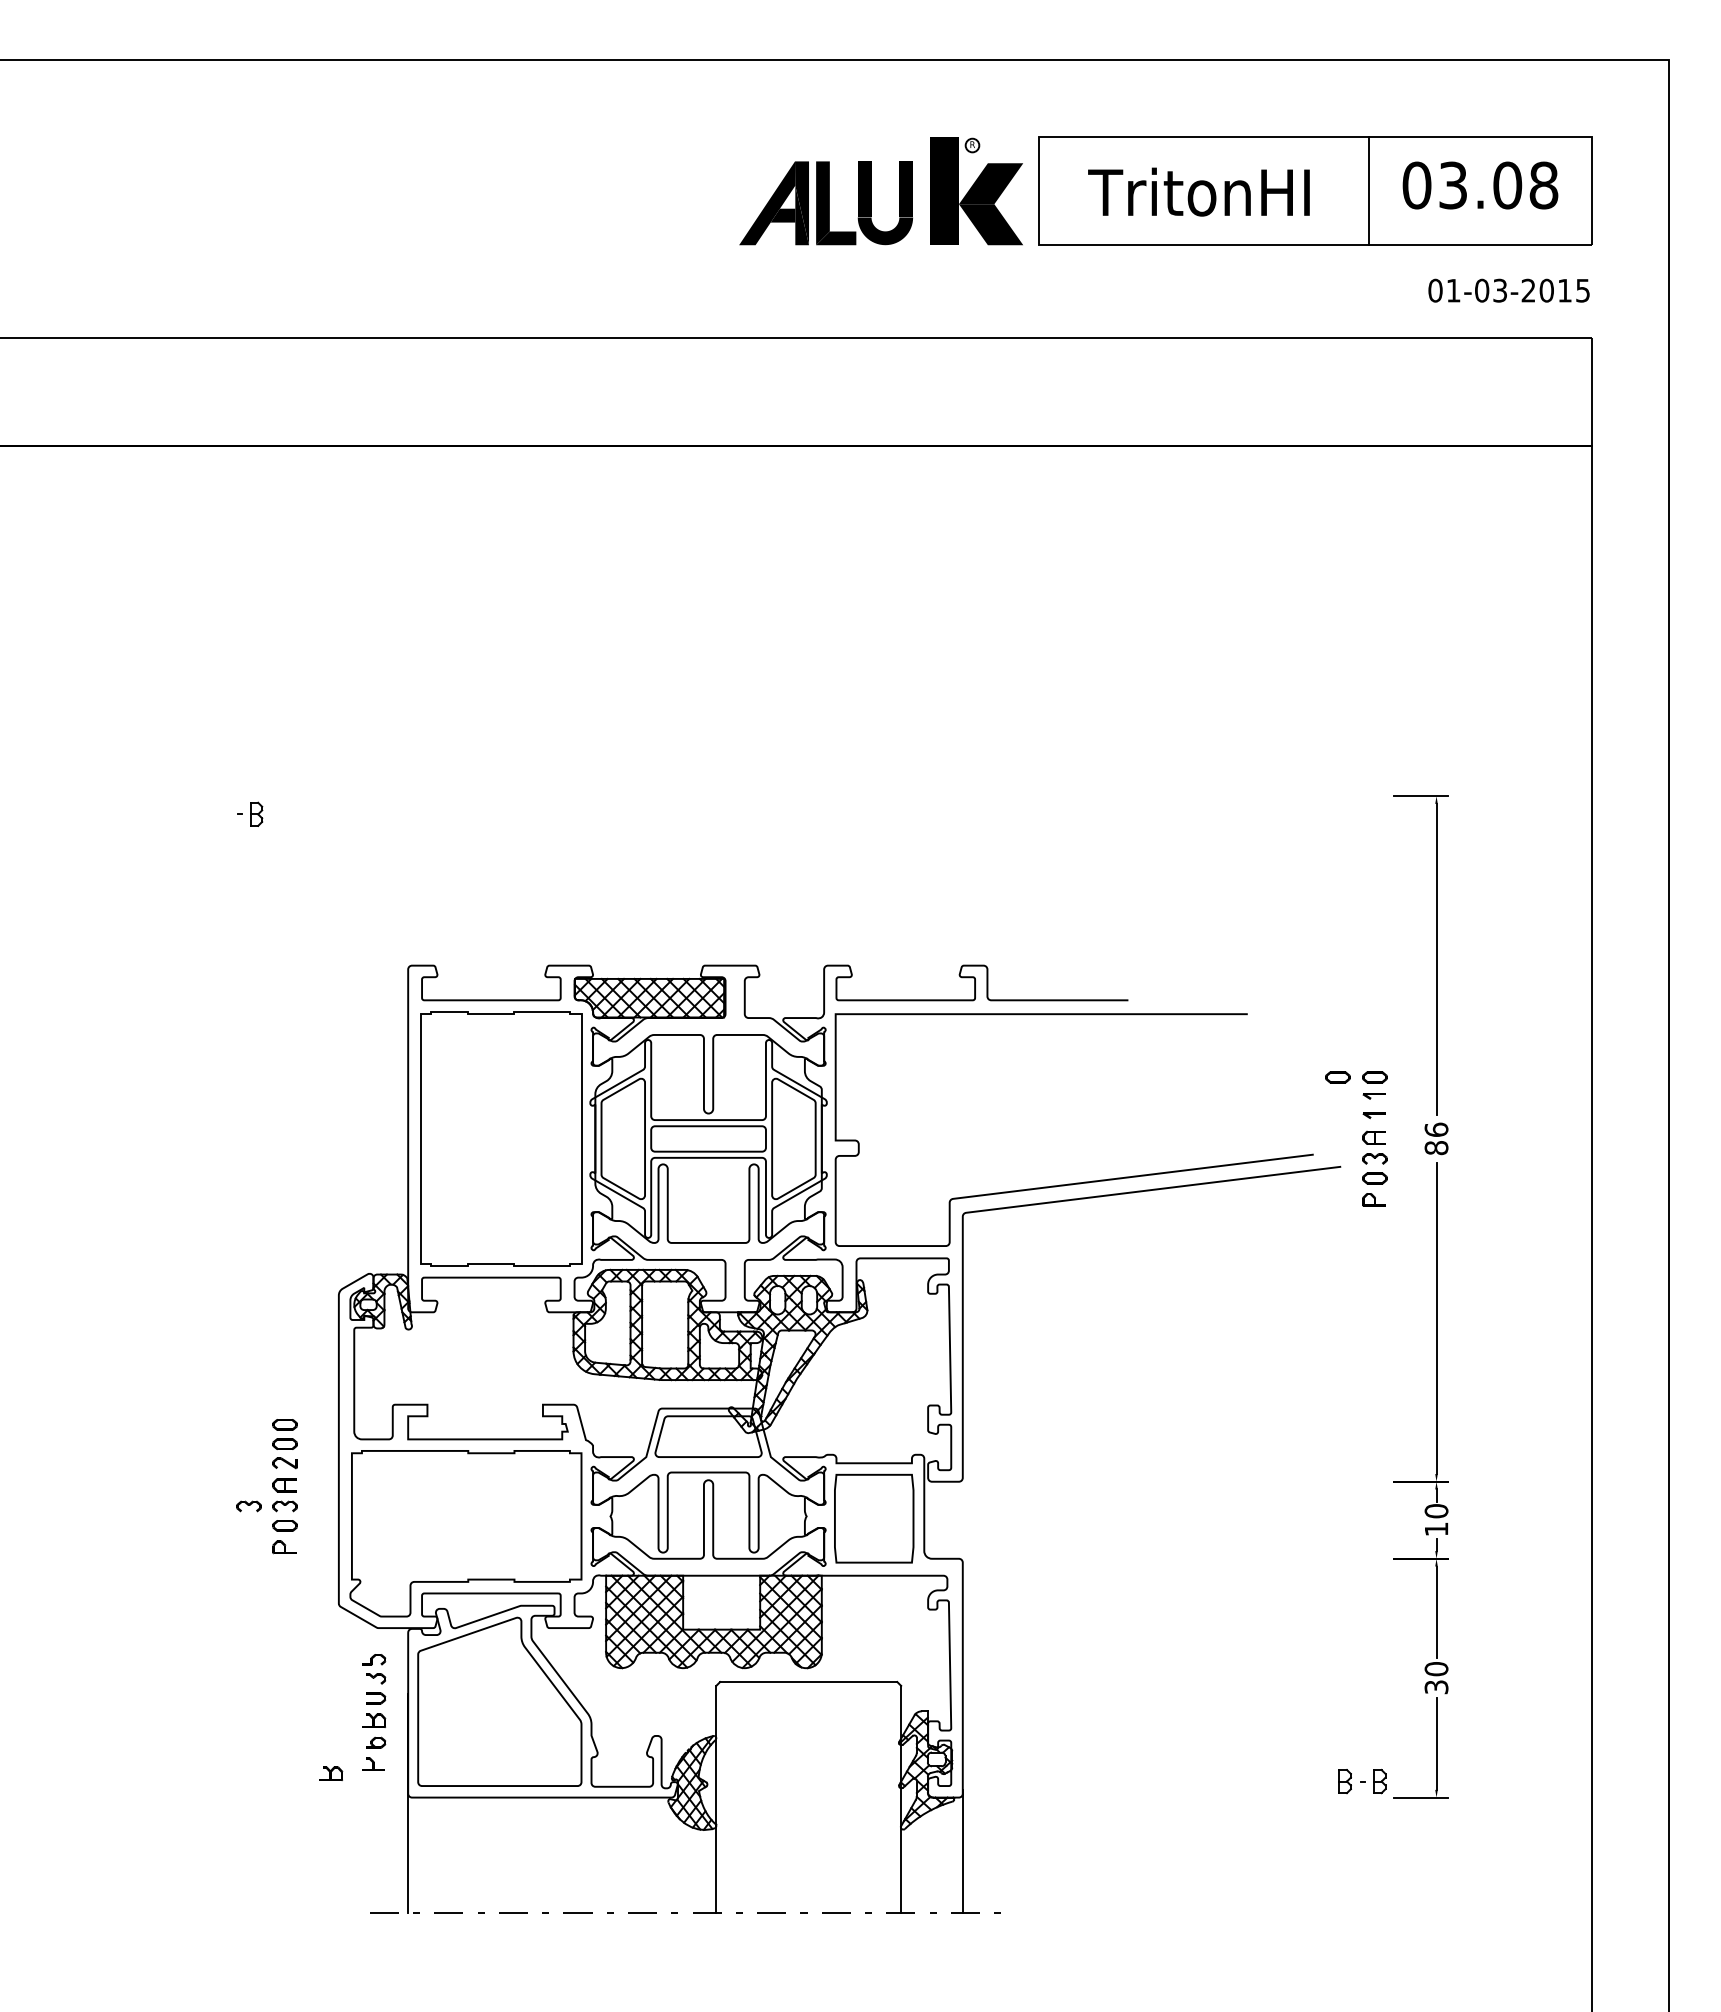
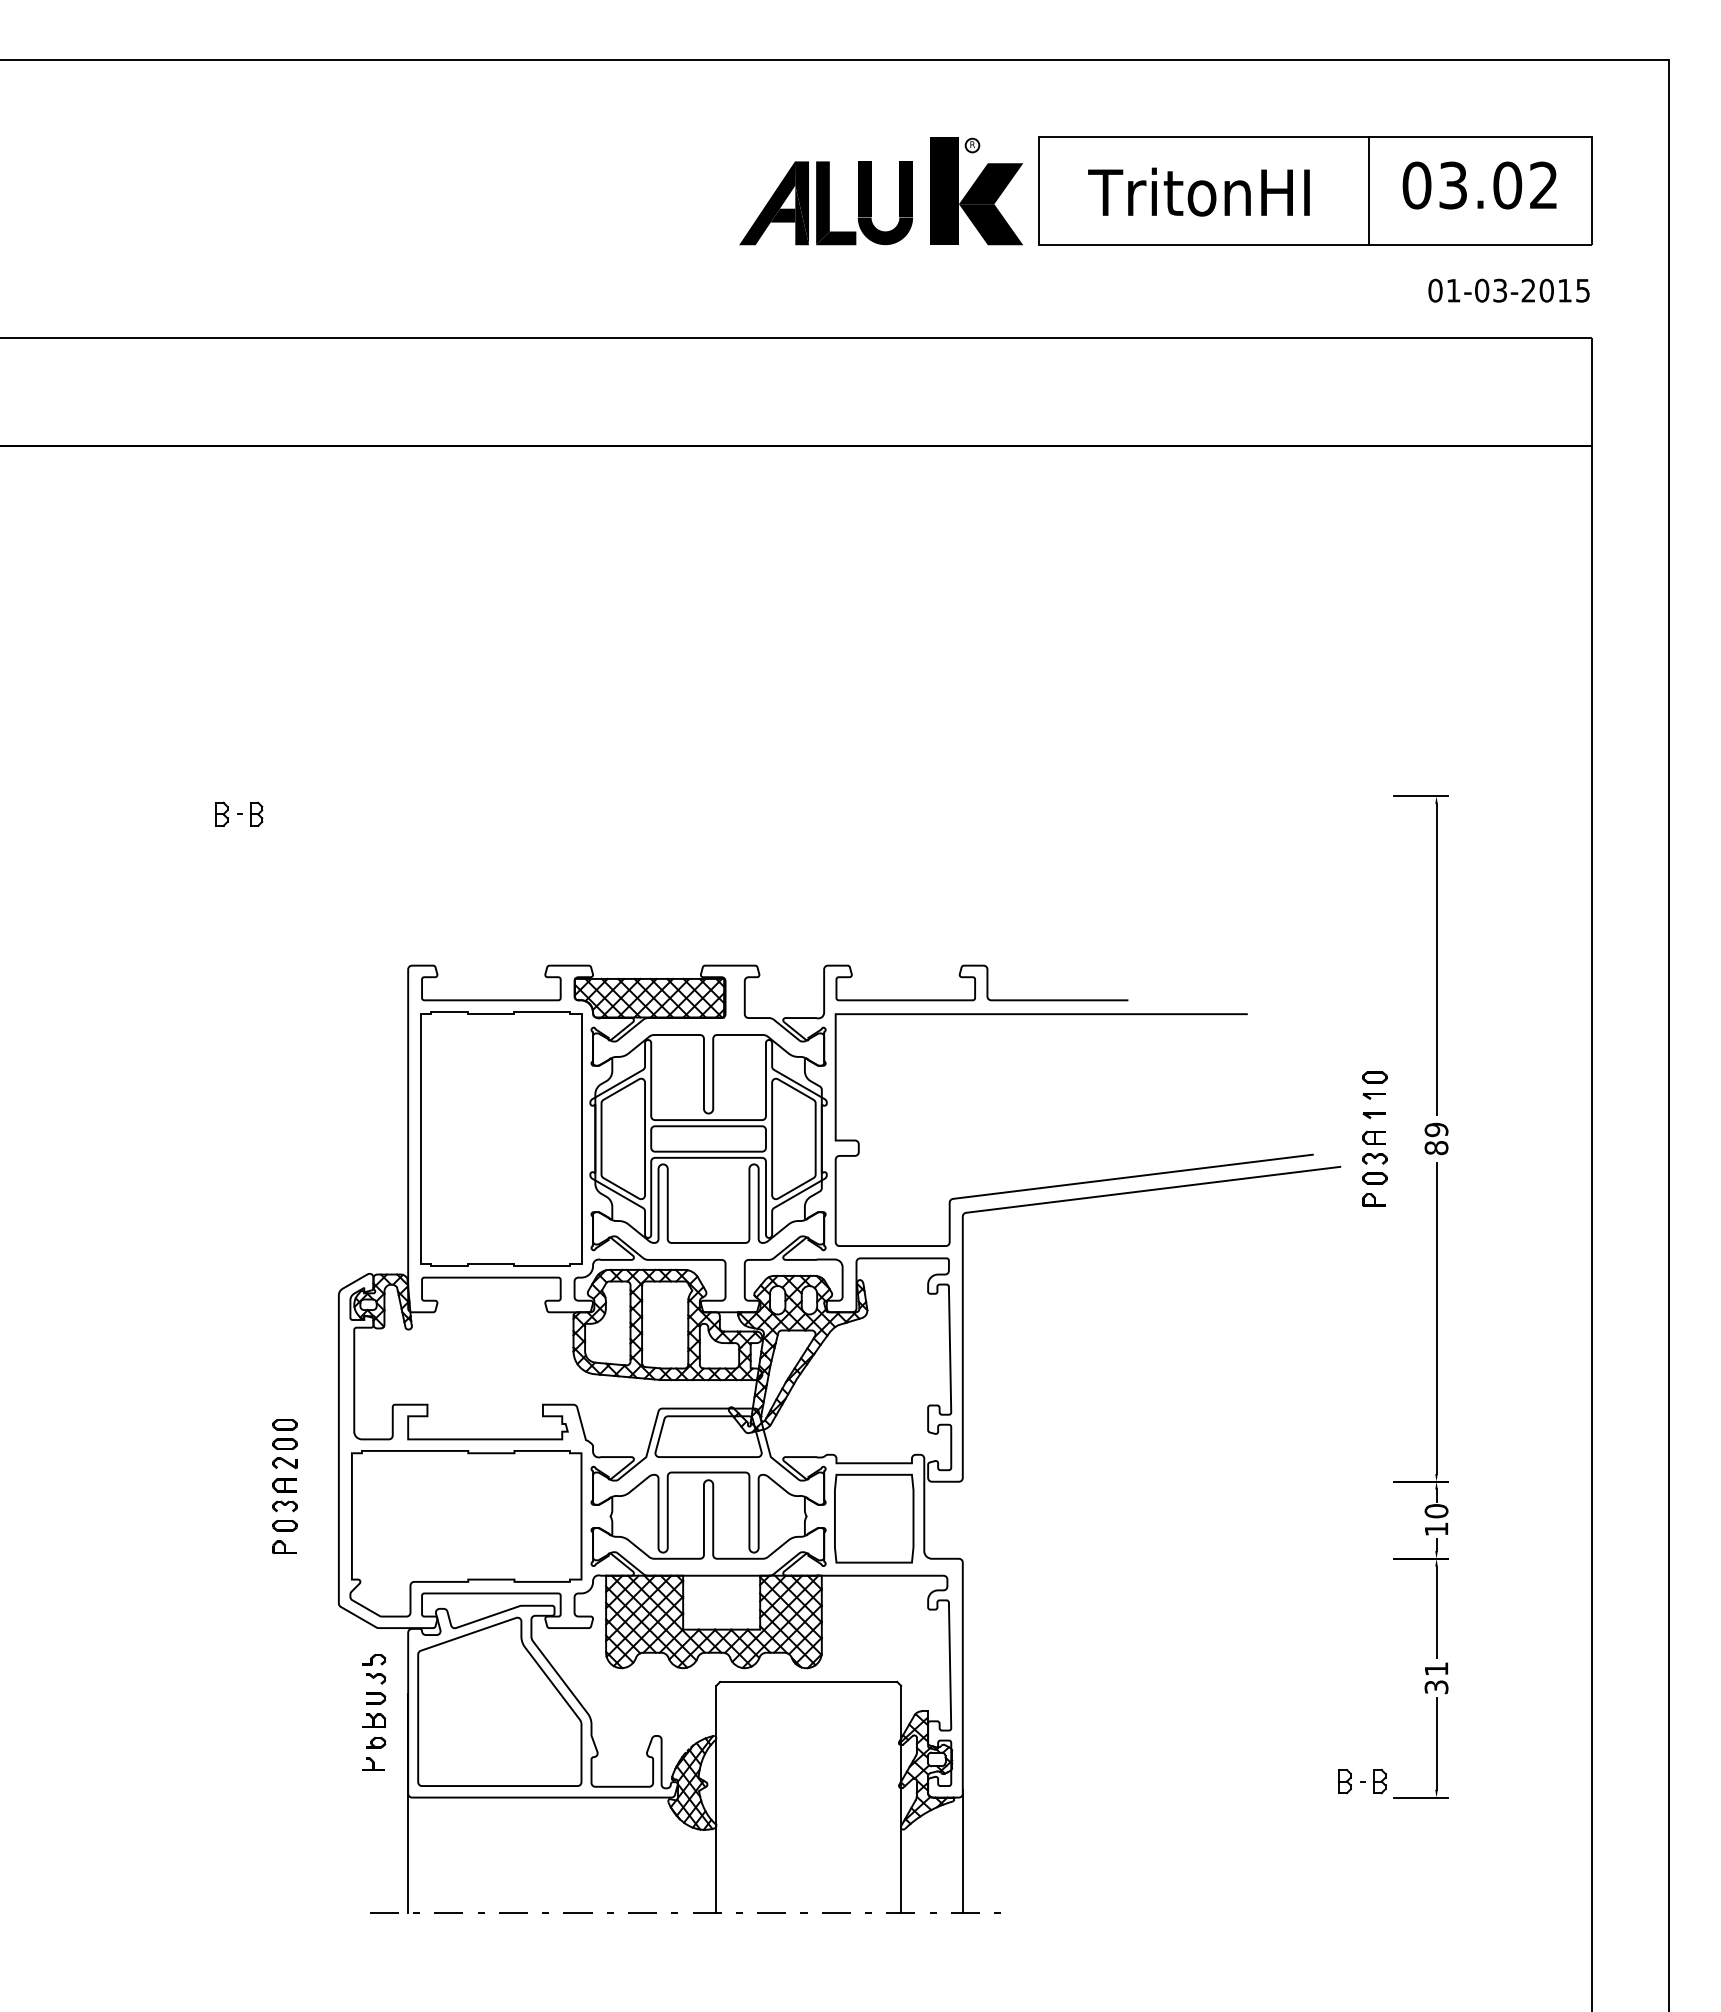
text: 03.08 -> 03.02 (1543, 185)
part: none -> present (221, 813)
part: present -> none (1337, 1077)
text: 86 -> 89 (1436, 1129)
part: present -> none (248, 1506)
text: 30 -> 31 (1436, 1669)
part: present -> none (331, 1773)
